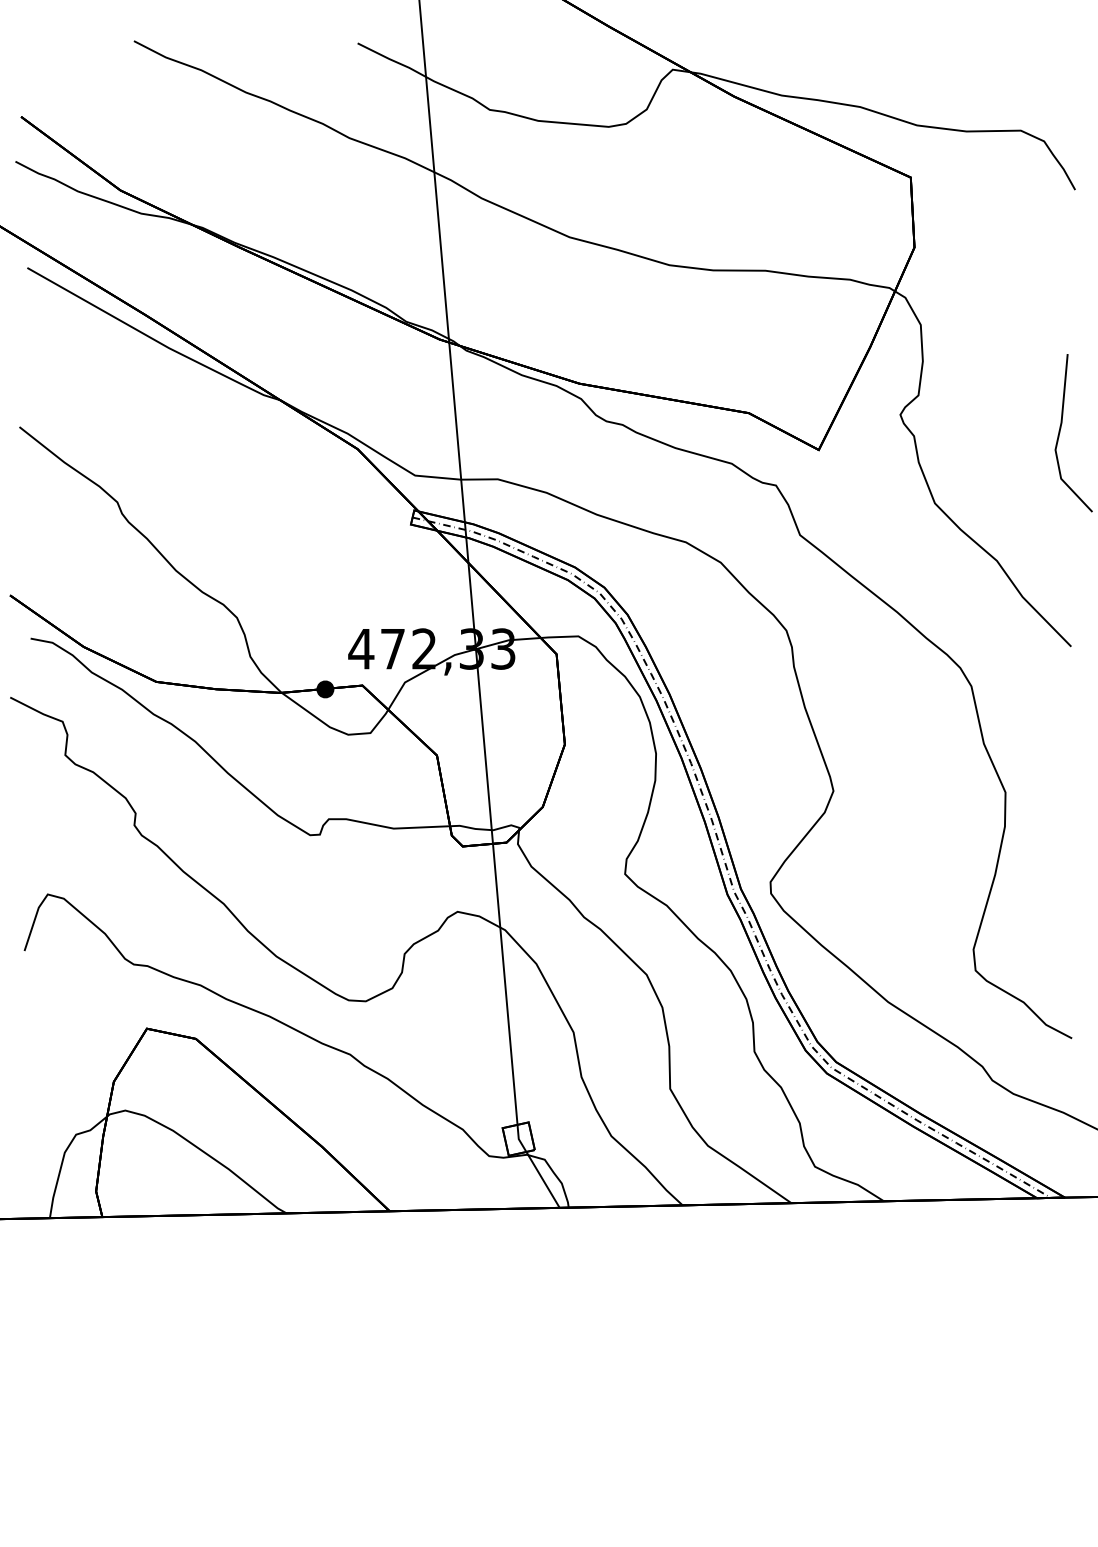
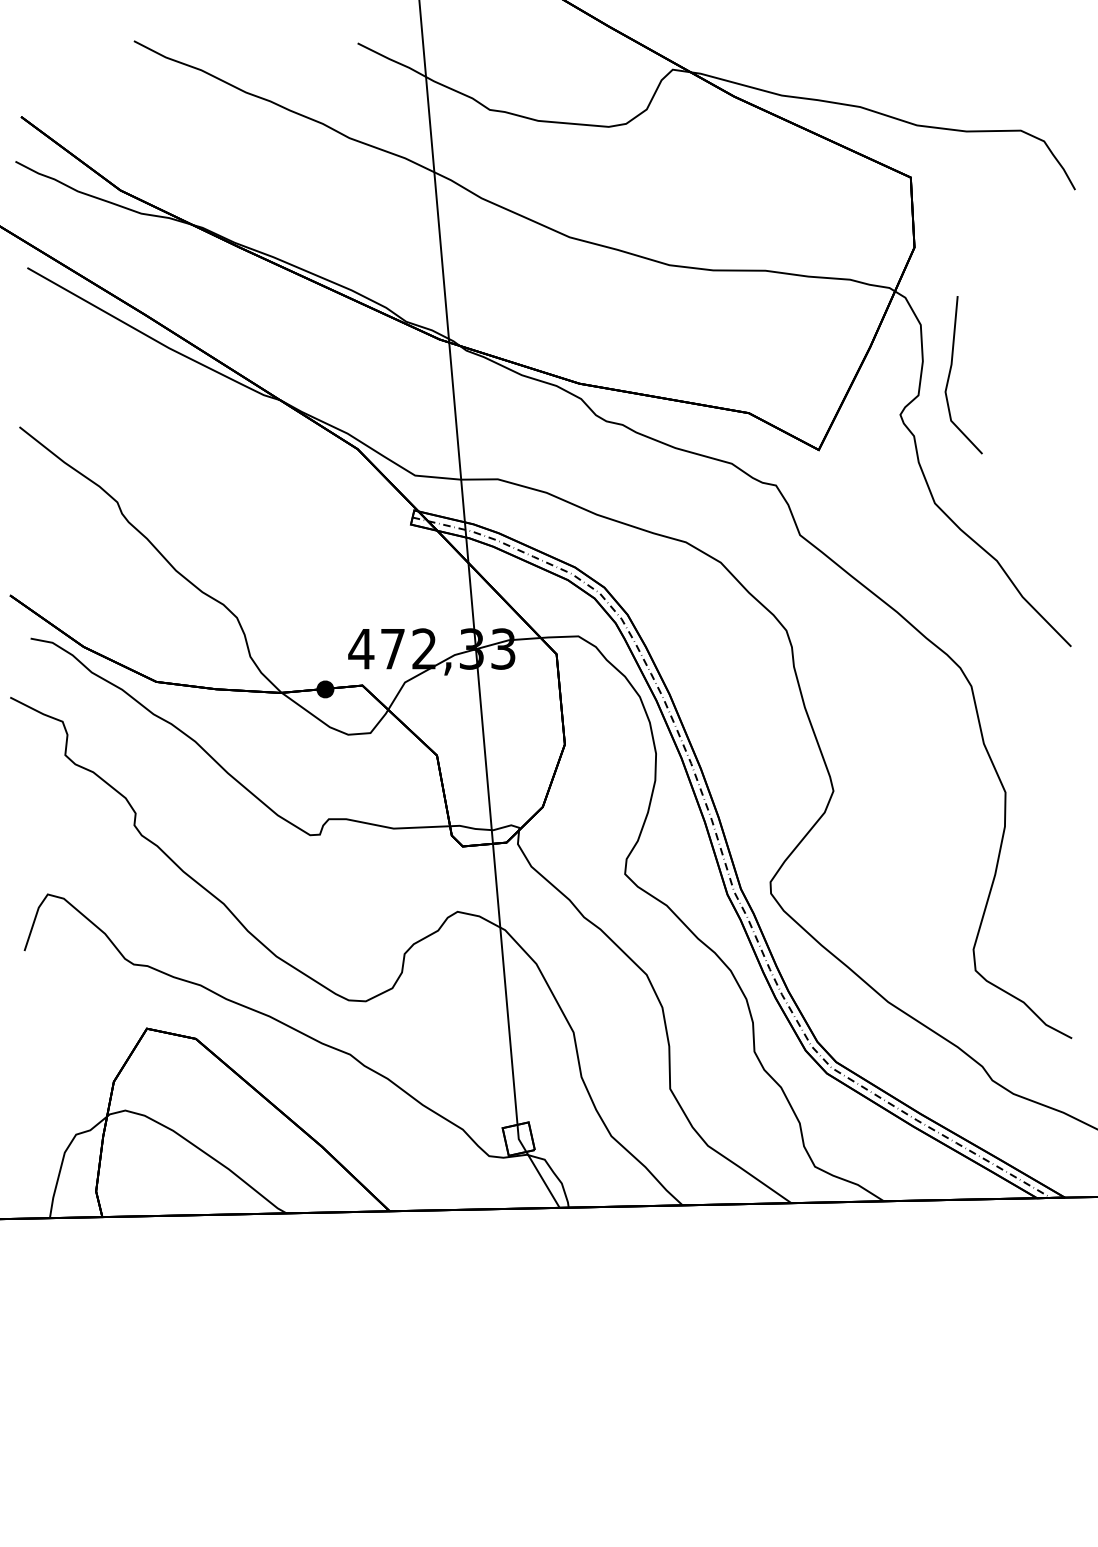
line position: (1061, 428) -> (951, 370) (951, 370)
